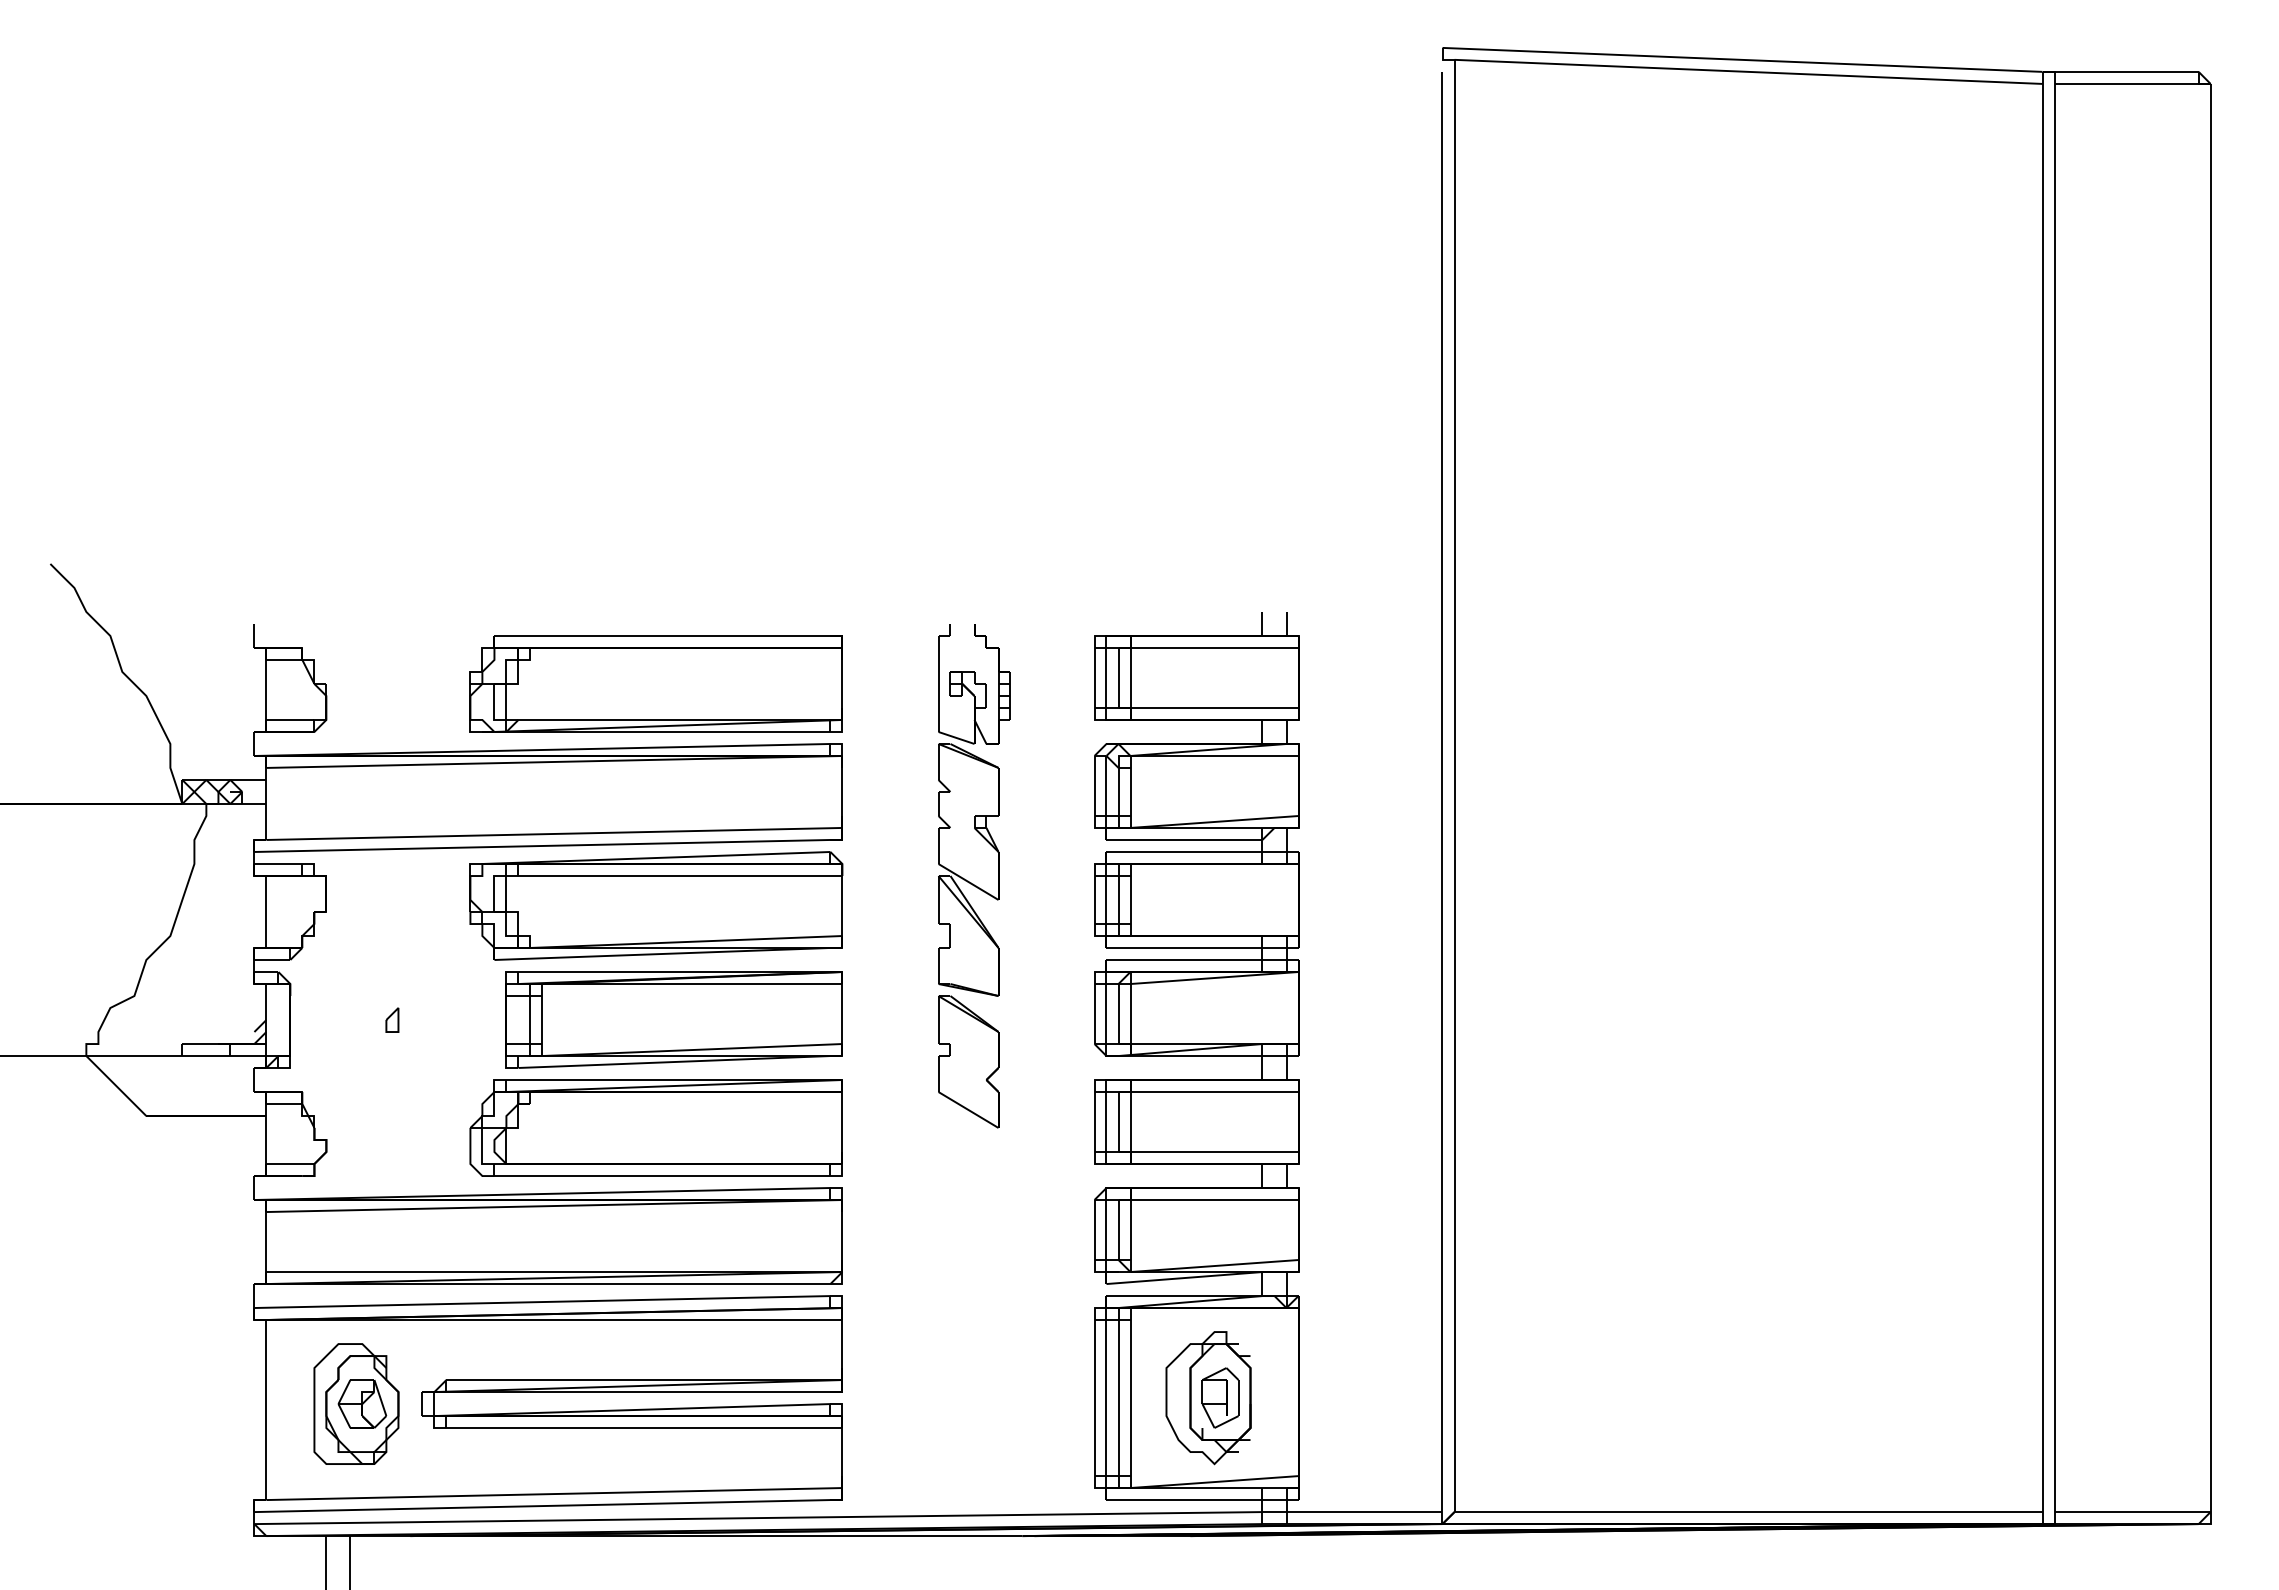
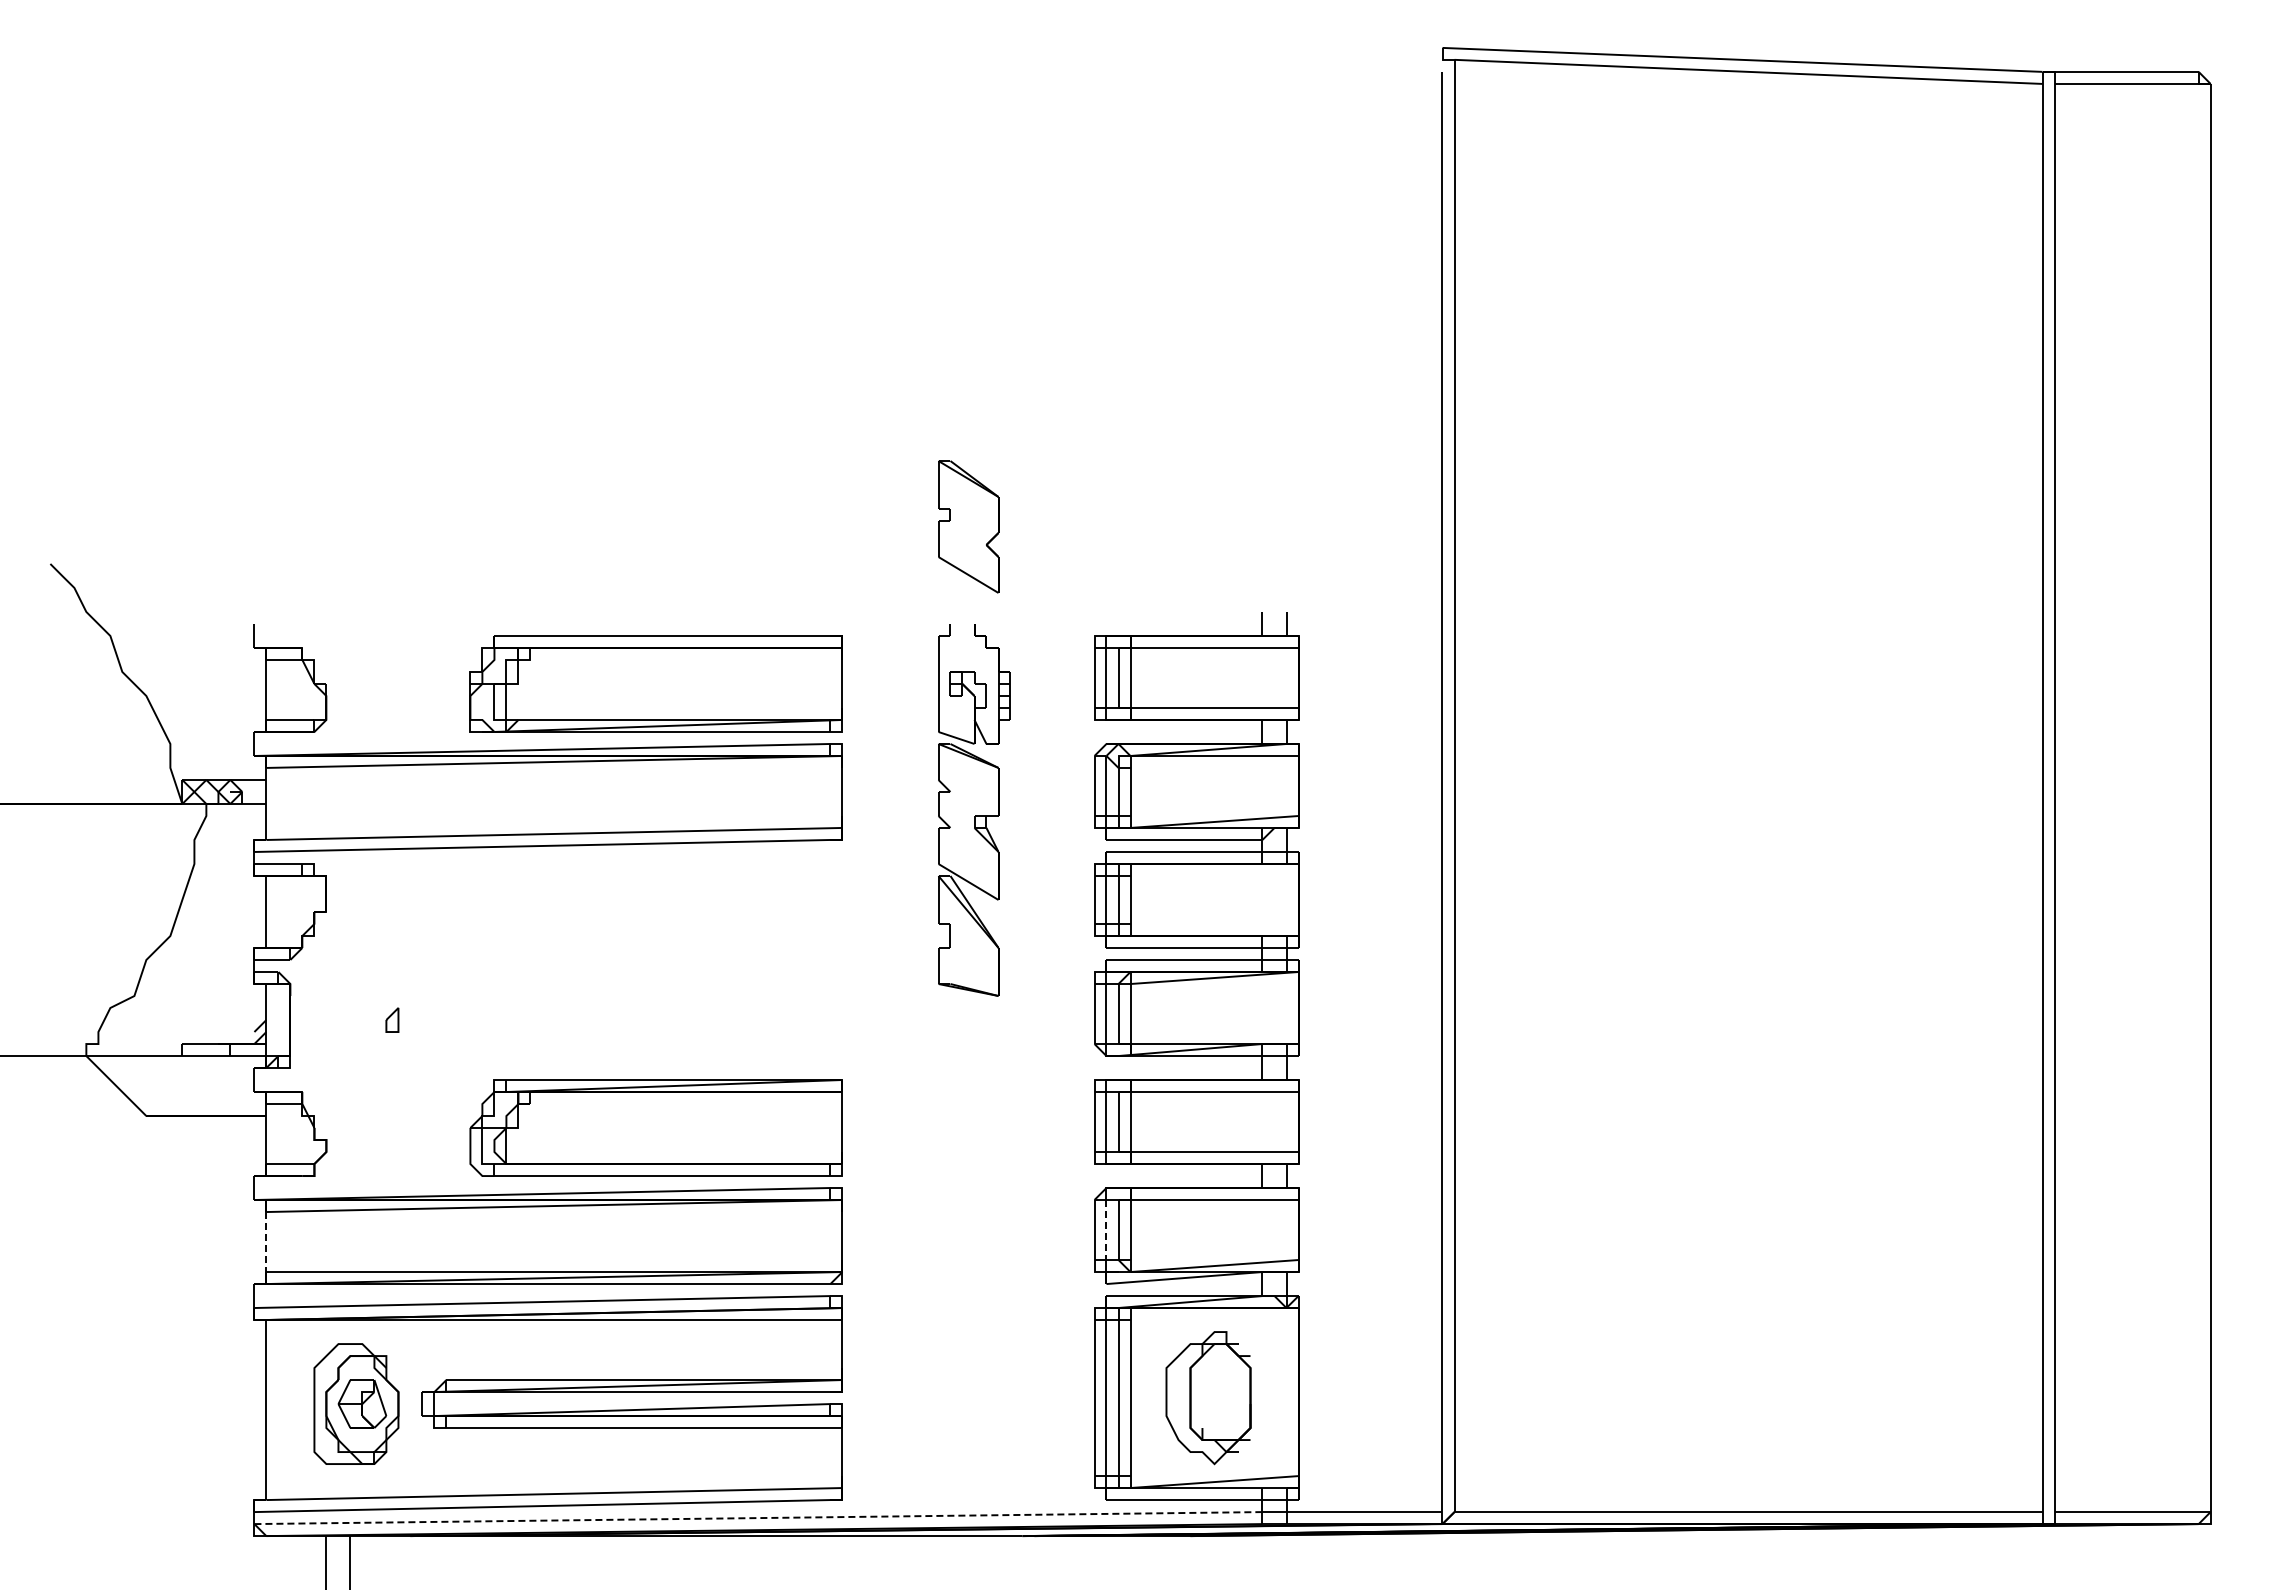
part: present -> none (656, 905)
part: present -> none (673, 1019)
part position: (968, 1061) -> (968, 526) (968, 526)
line: solid -> dashed (1106, 1230)
line: solid -> dashed (266, 1242)
part: present -> none (1220, 1397)
line: solid -> dashed (758, 1518)
